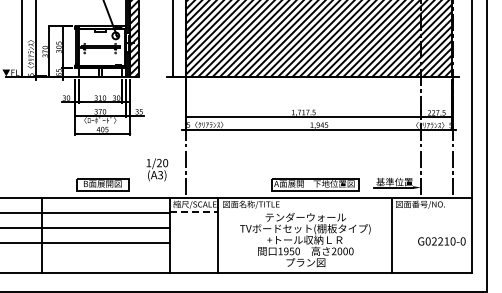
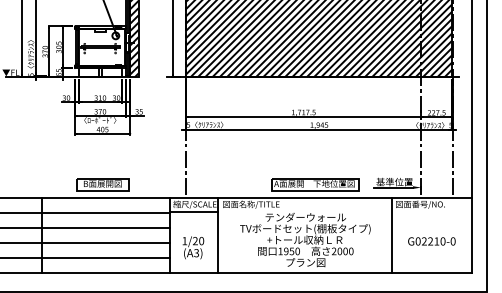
text position: (157, 169) -> (193, 247) (193, 247)
line: dashed -> solid (194, 212)
text position: (441, 241) -> (431, 241) (431, 241)
line: none -> present (86, 257)
